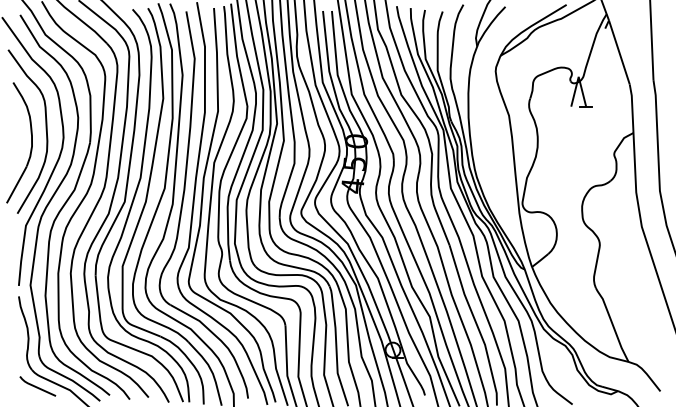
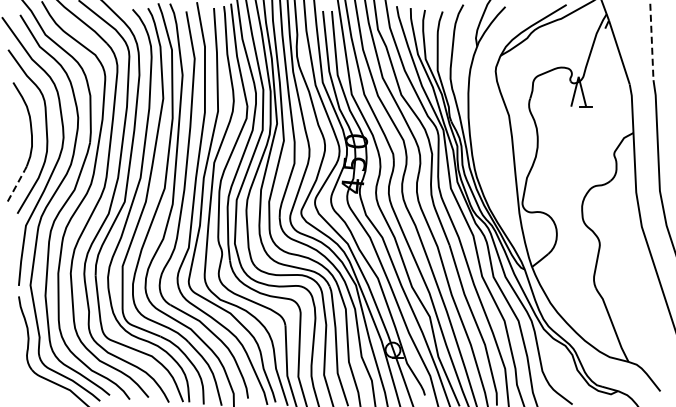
line: solid -> dashed (651, 40)
line: solid -> dashed (17, 184)
curve: present -> none (37, 386)
